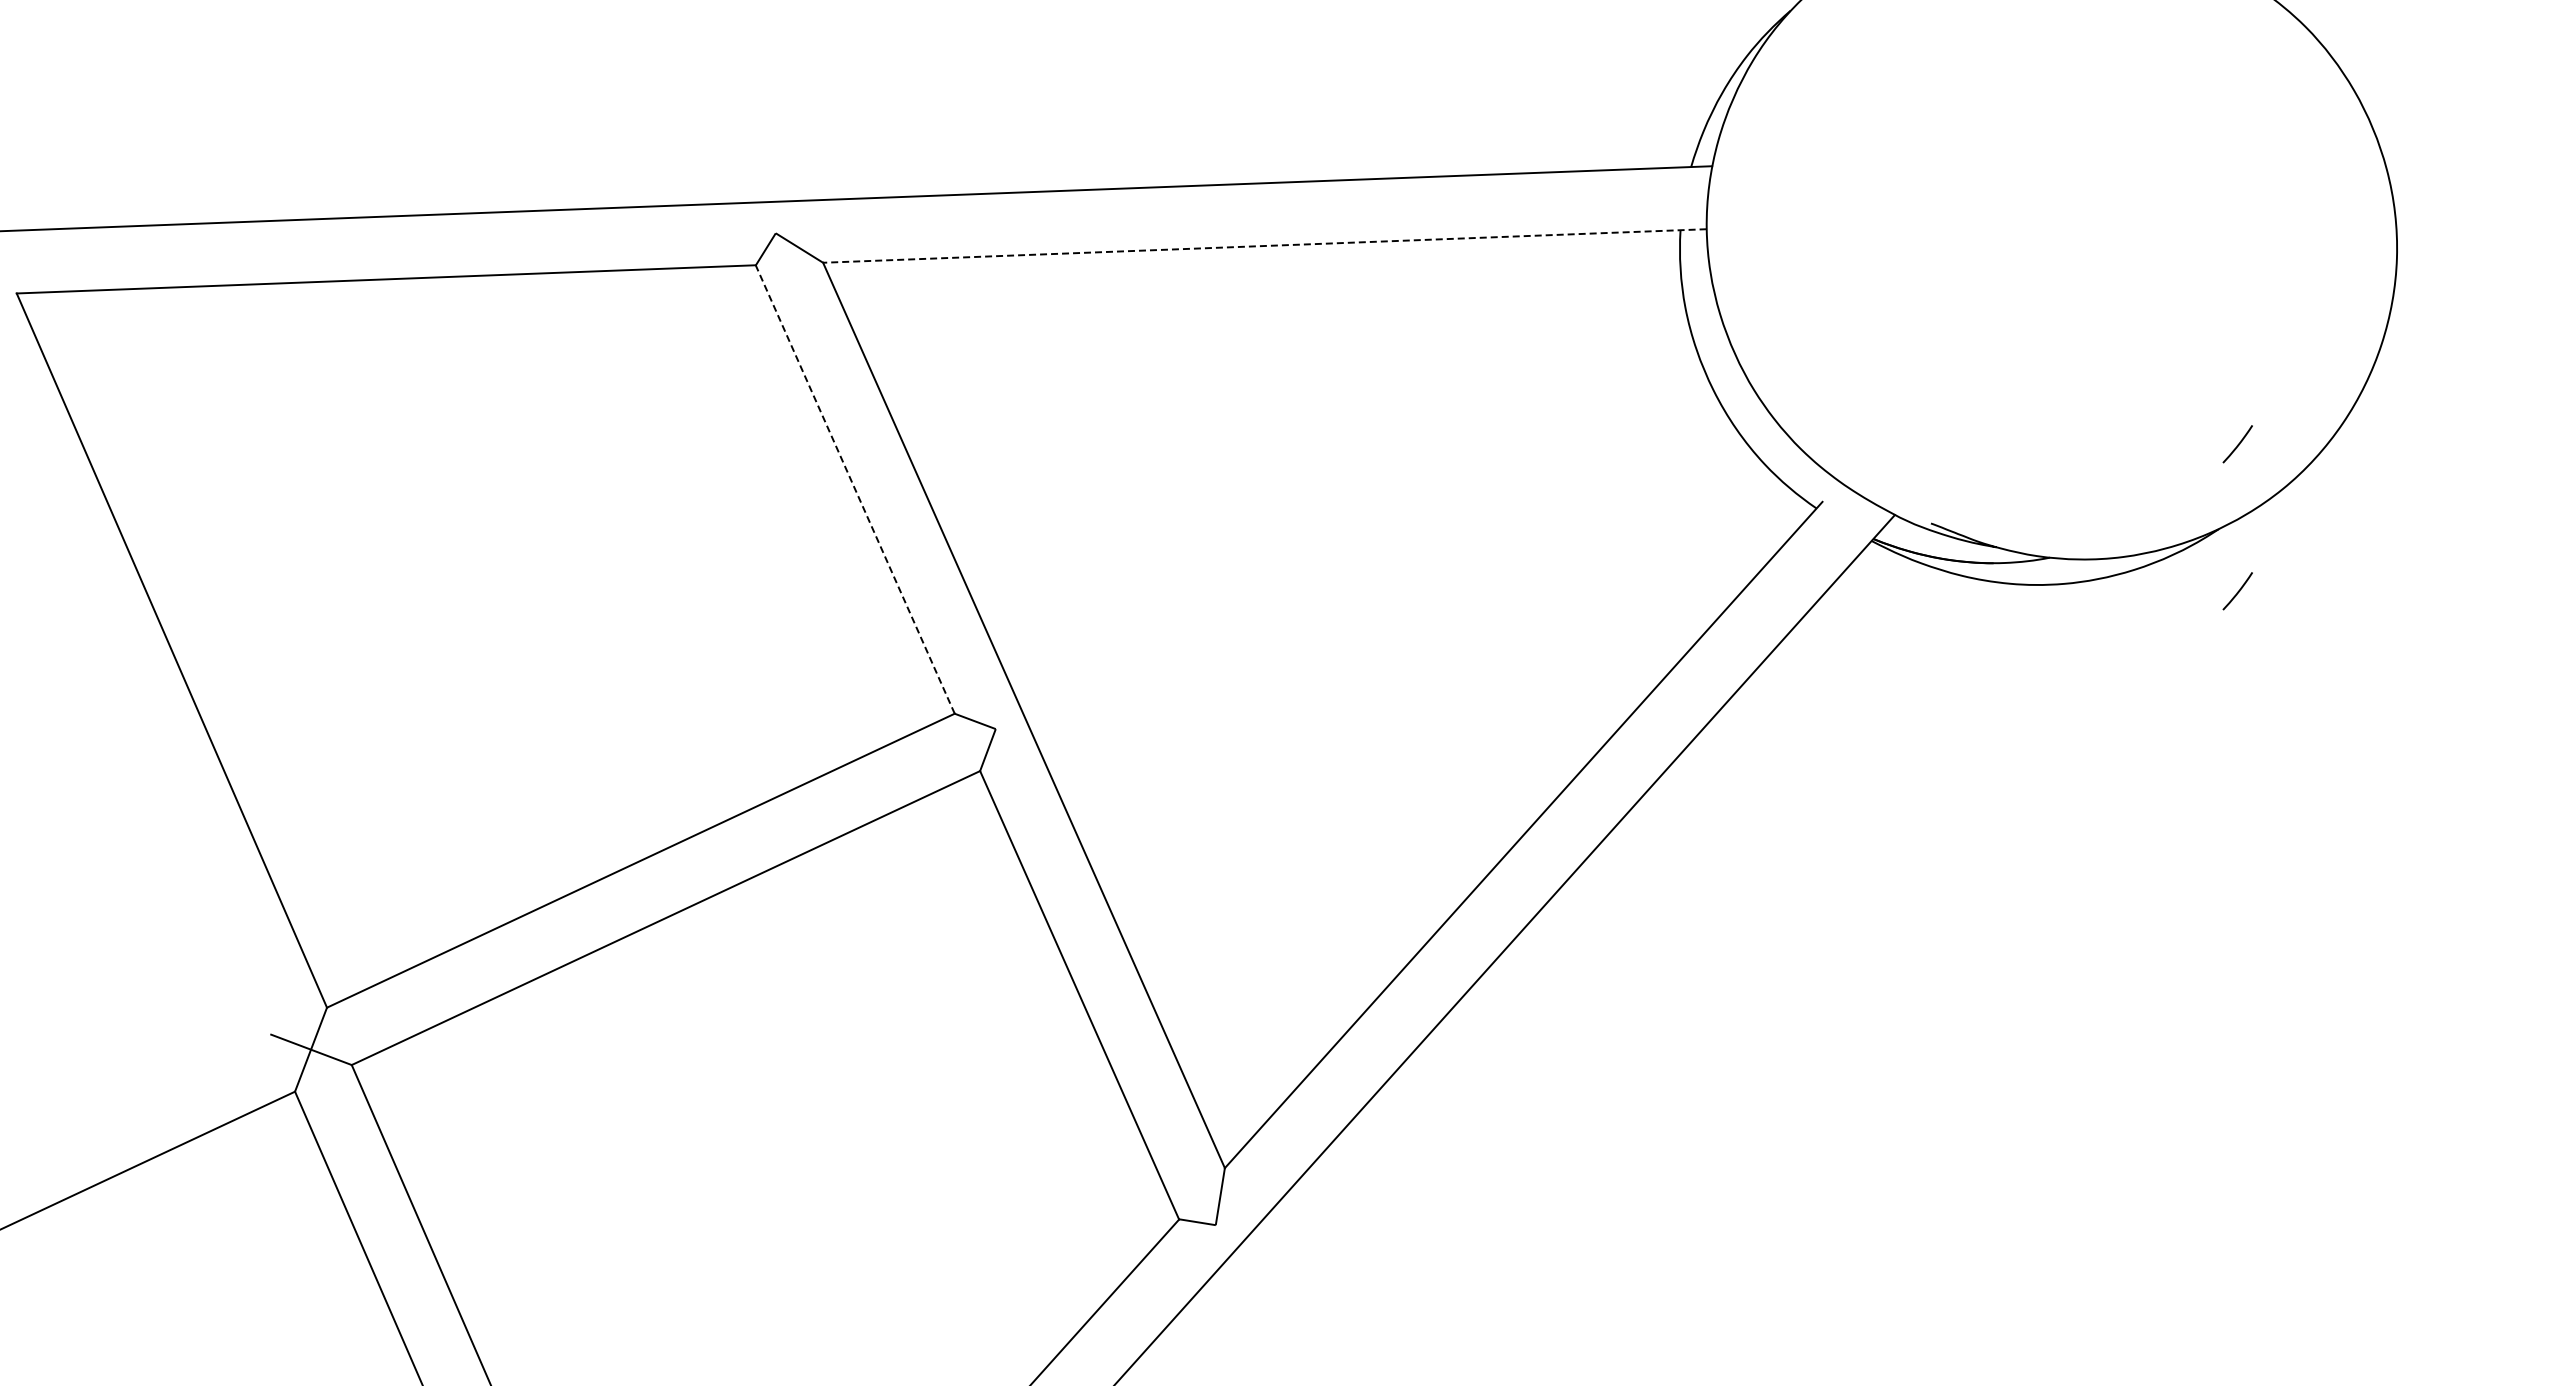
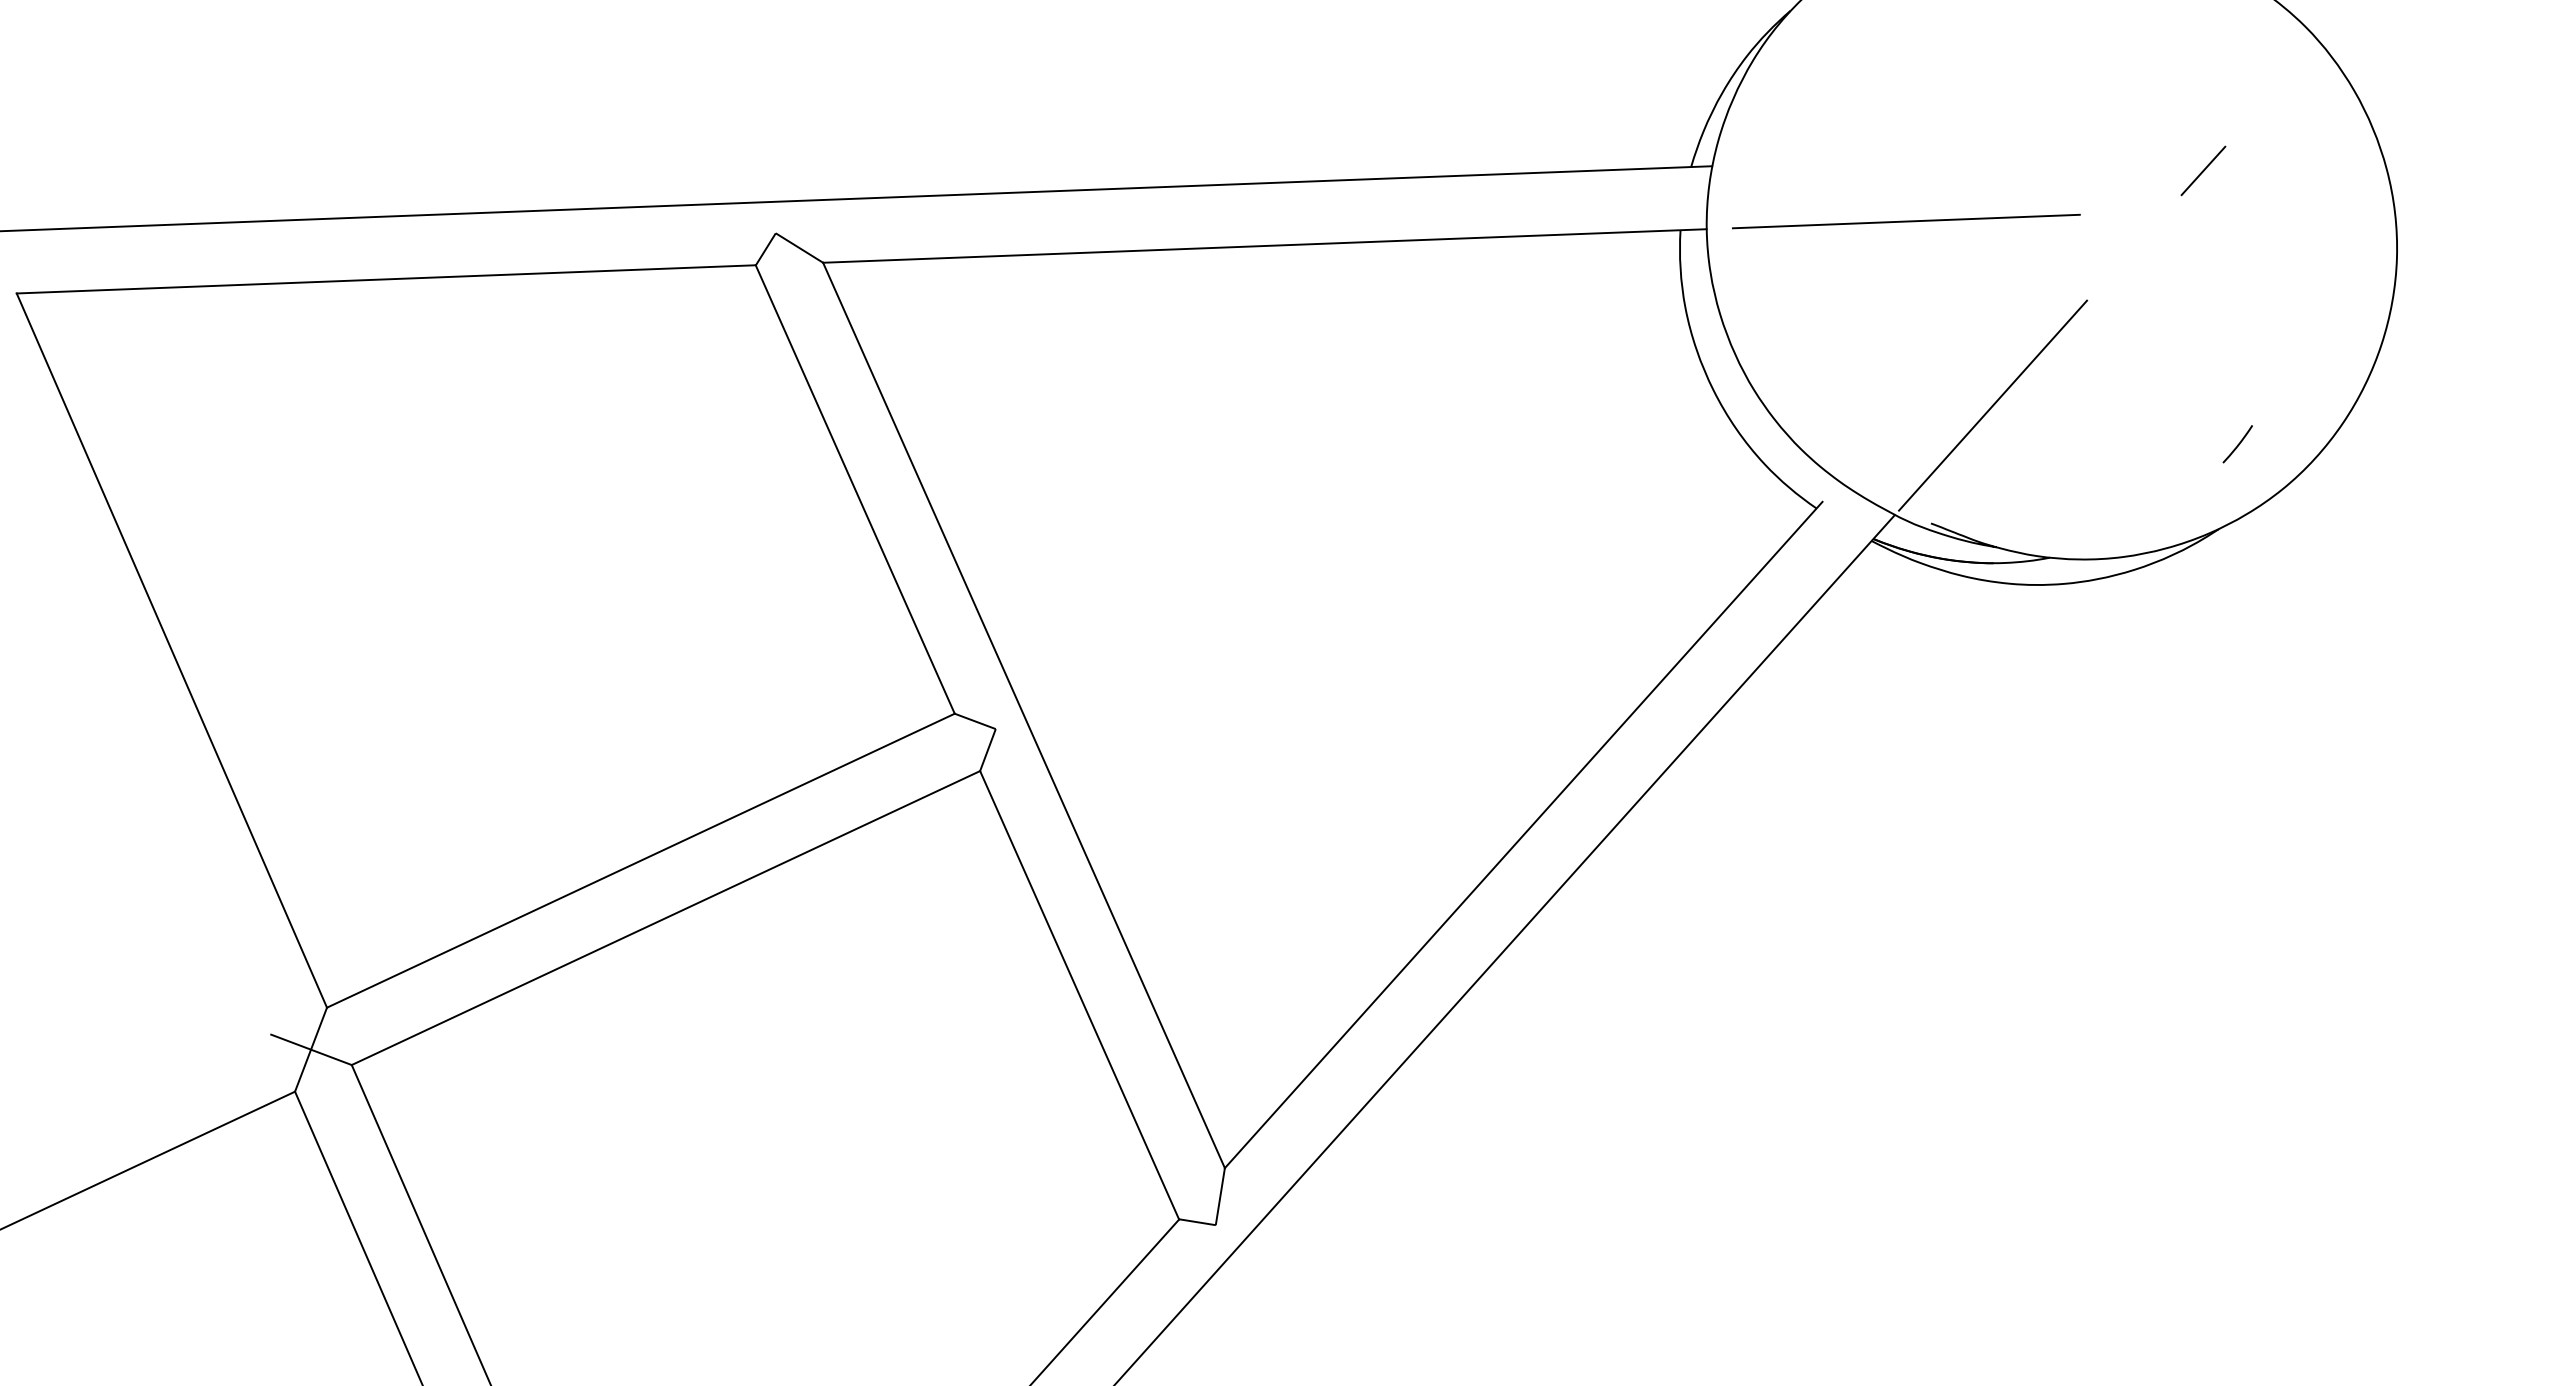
line: none -> present (2203, 170)
line: none -> present (1906, 221)
line: dashed -> solid (1264, 246)
line: none -> present (1992, 405)
line: dashed -> solid (855, 489)
line: present -> none (2237, 591)
